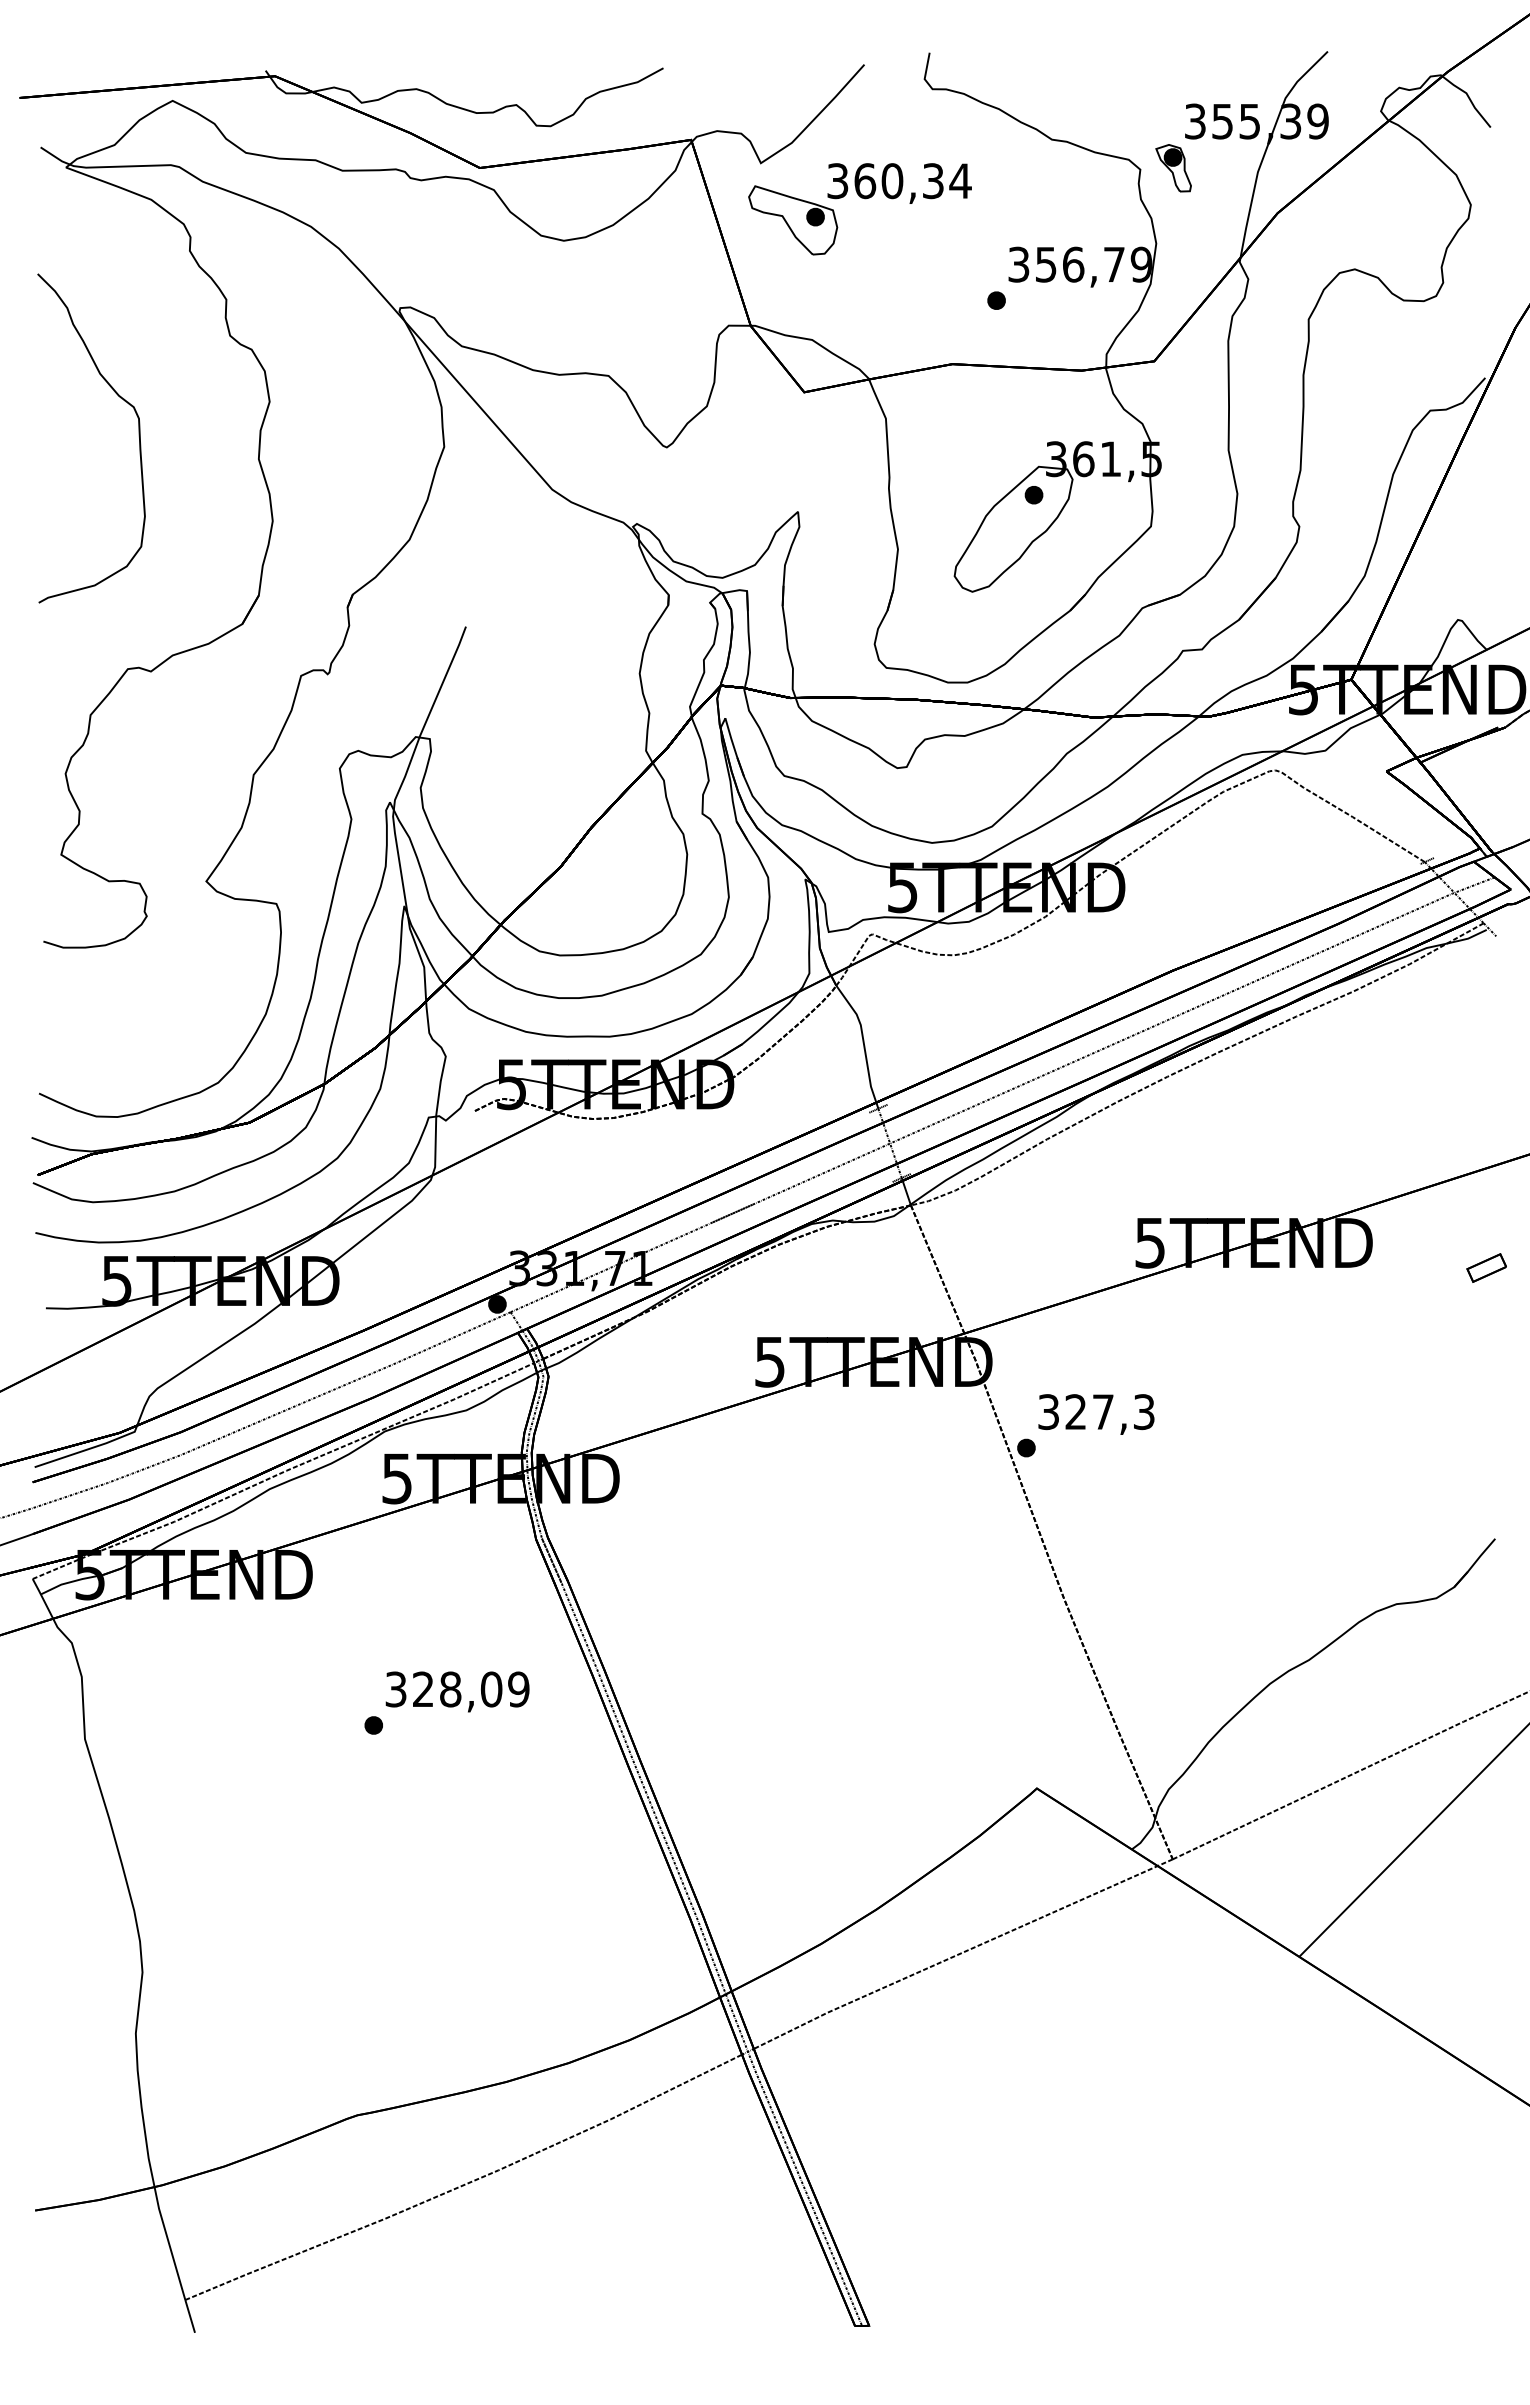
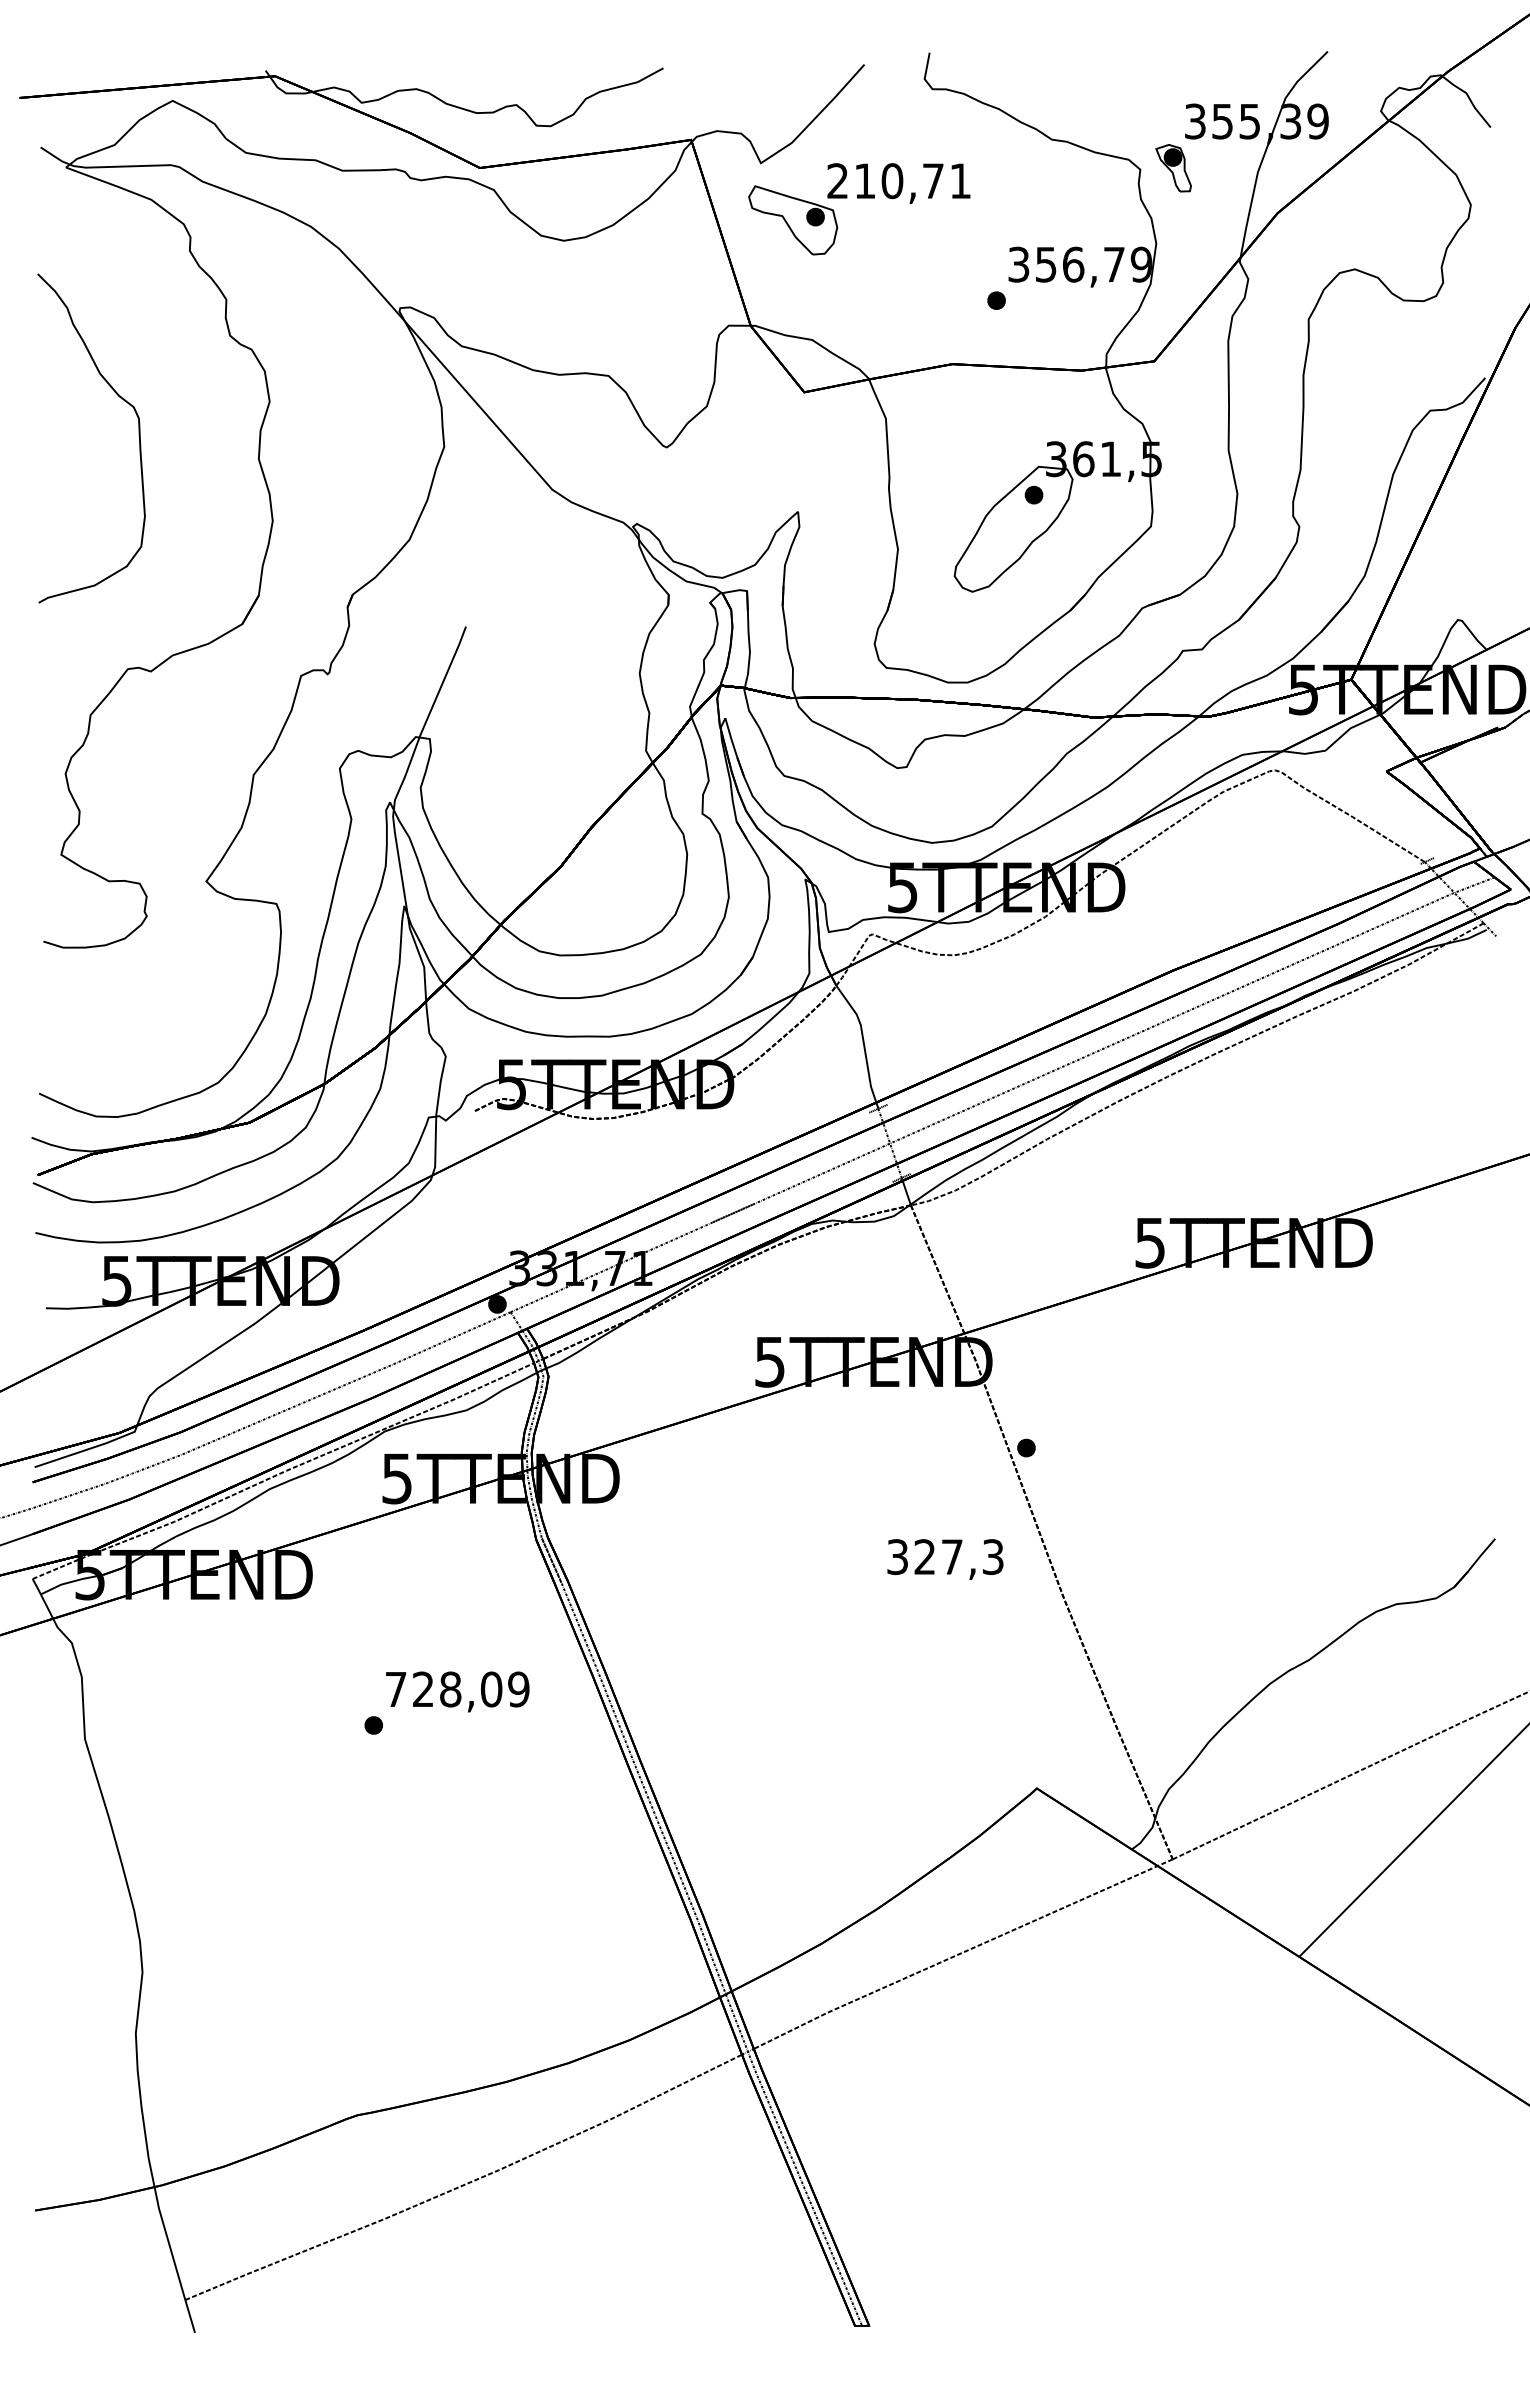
text: 360,34 -> 210,71 (899, 181)
part: present -> none (1486, 1267)
text position: (1096, 1414) -> (945, 1559) (945, 1559)
text: 328,09 -> 728,09 (395, 1689)
